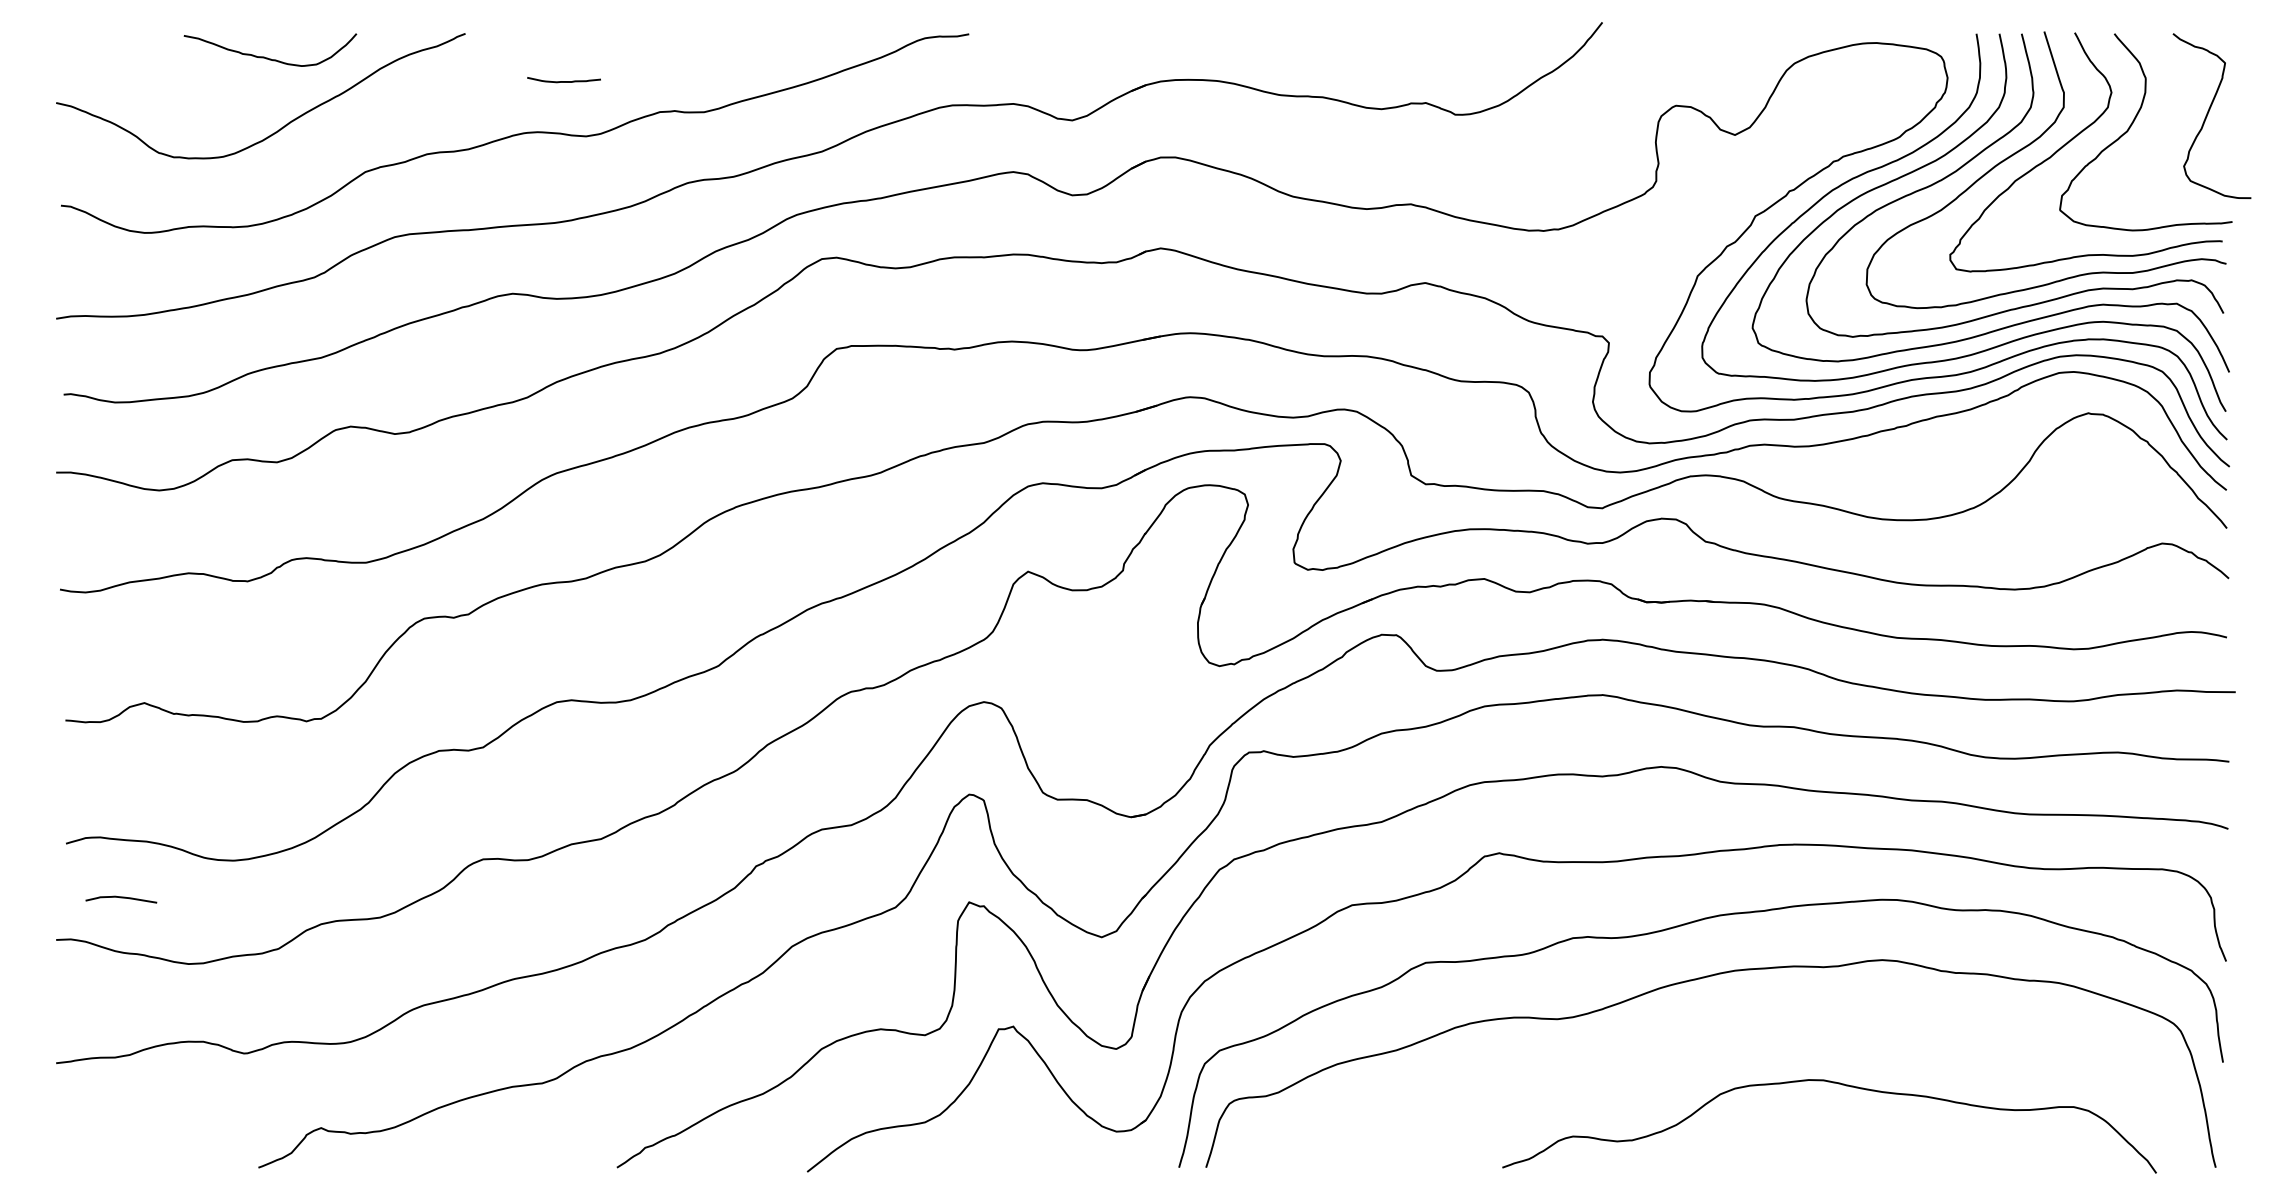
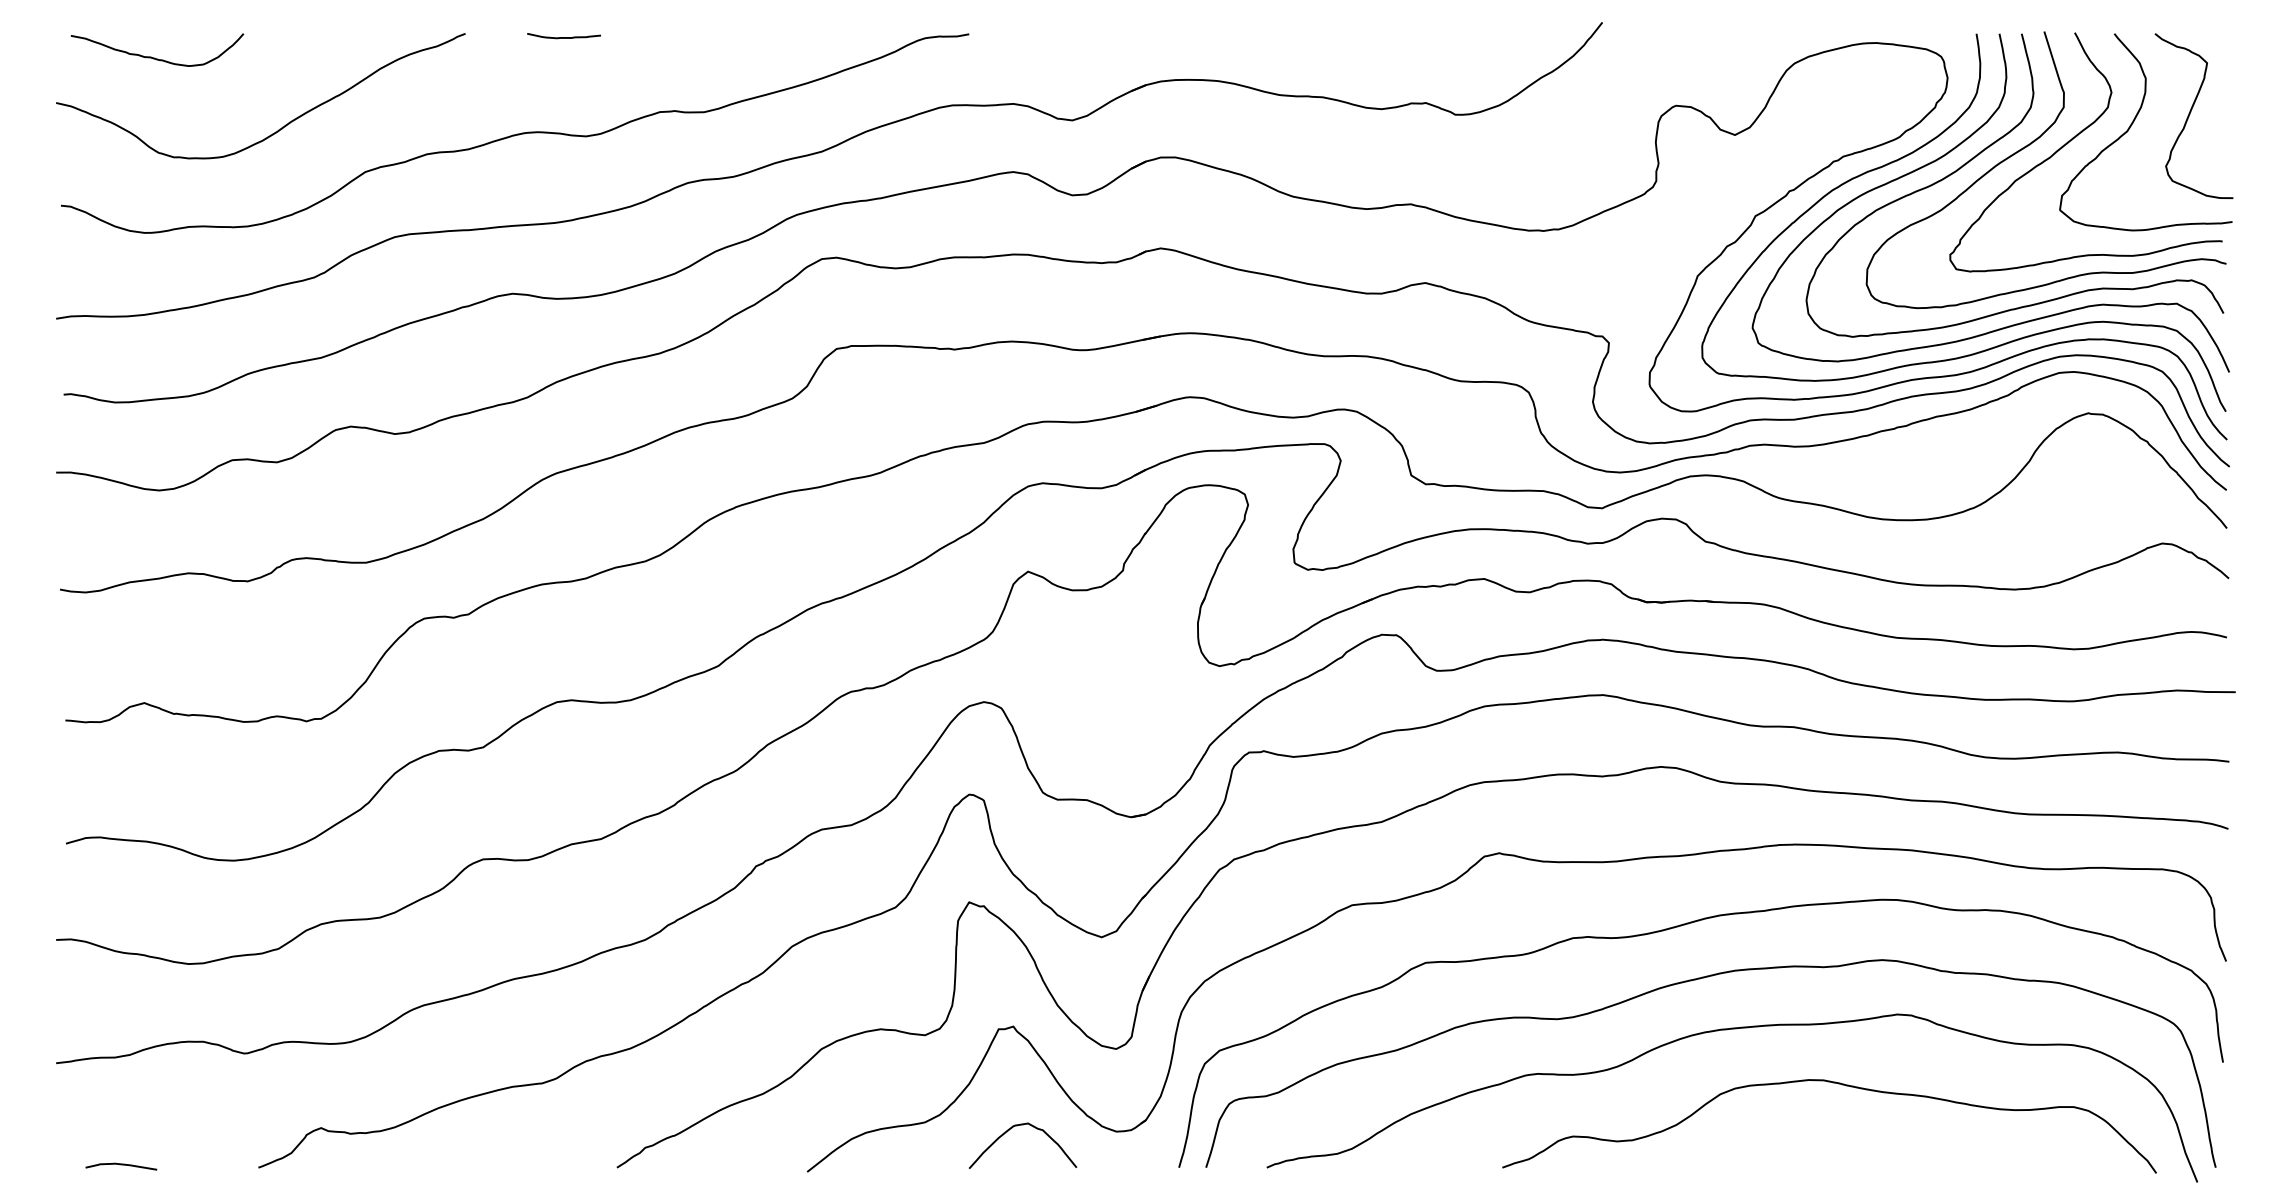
curve position: (267, 57) -> (154, 57) (154, 57)
curve position: (563, 81) -> (563, 37) (563, 37)
curve position: (2208, 114) -> (2190, 114) (2190, 114)
curve position: (121, 898) -> (121, 1165) (121, 1165)
curve: none -> present (1727, 1030)
curve: none -> present (1017, 1126)
